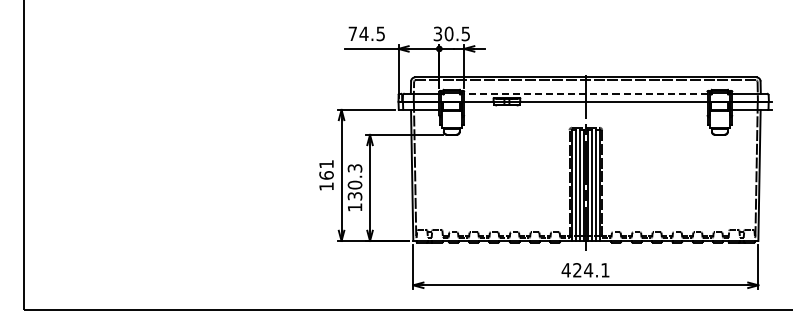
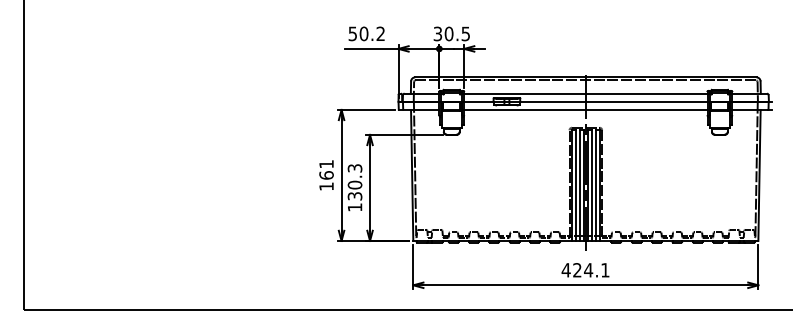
text: 74.5 -> 50.2 (366, 33)
line: dashed -> solid (585, 93)
line: none -> present (585, 109)
